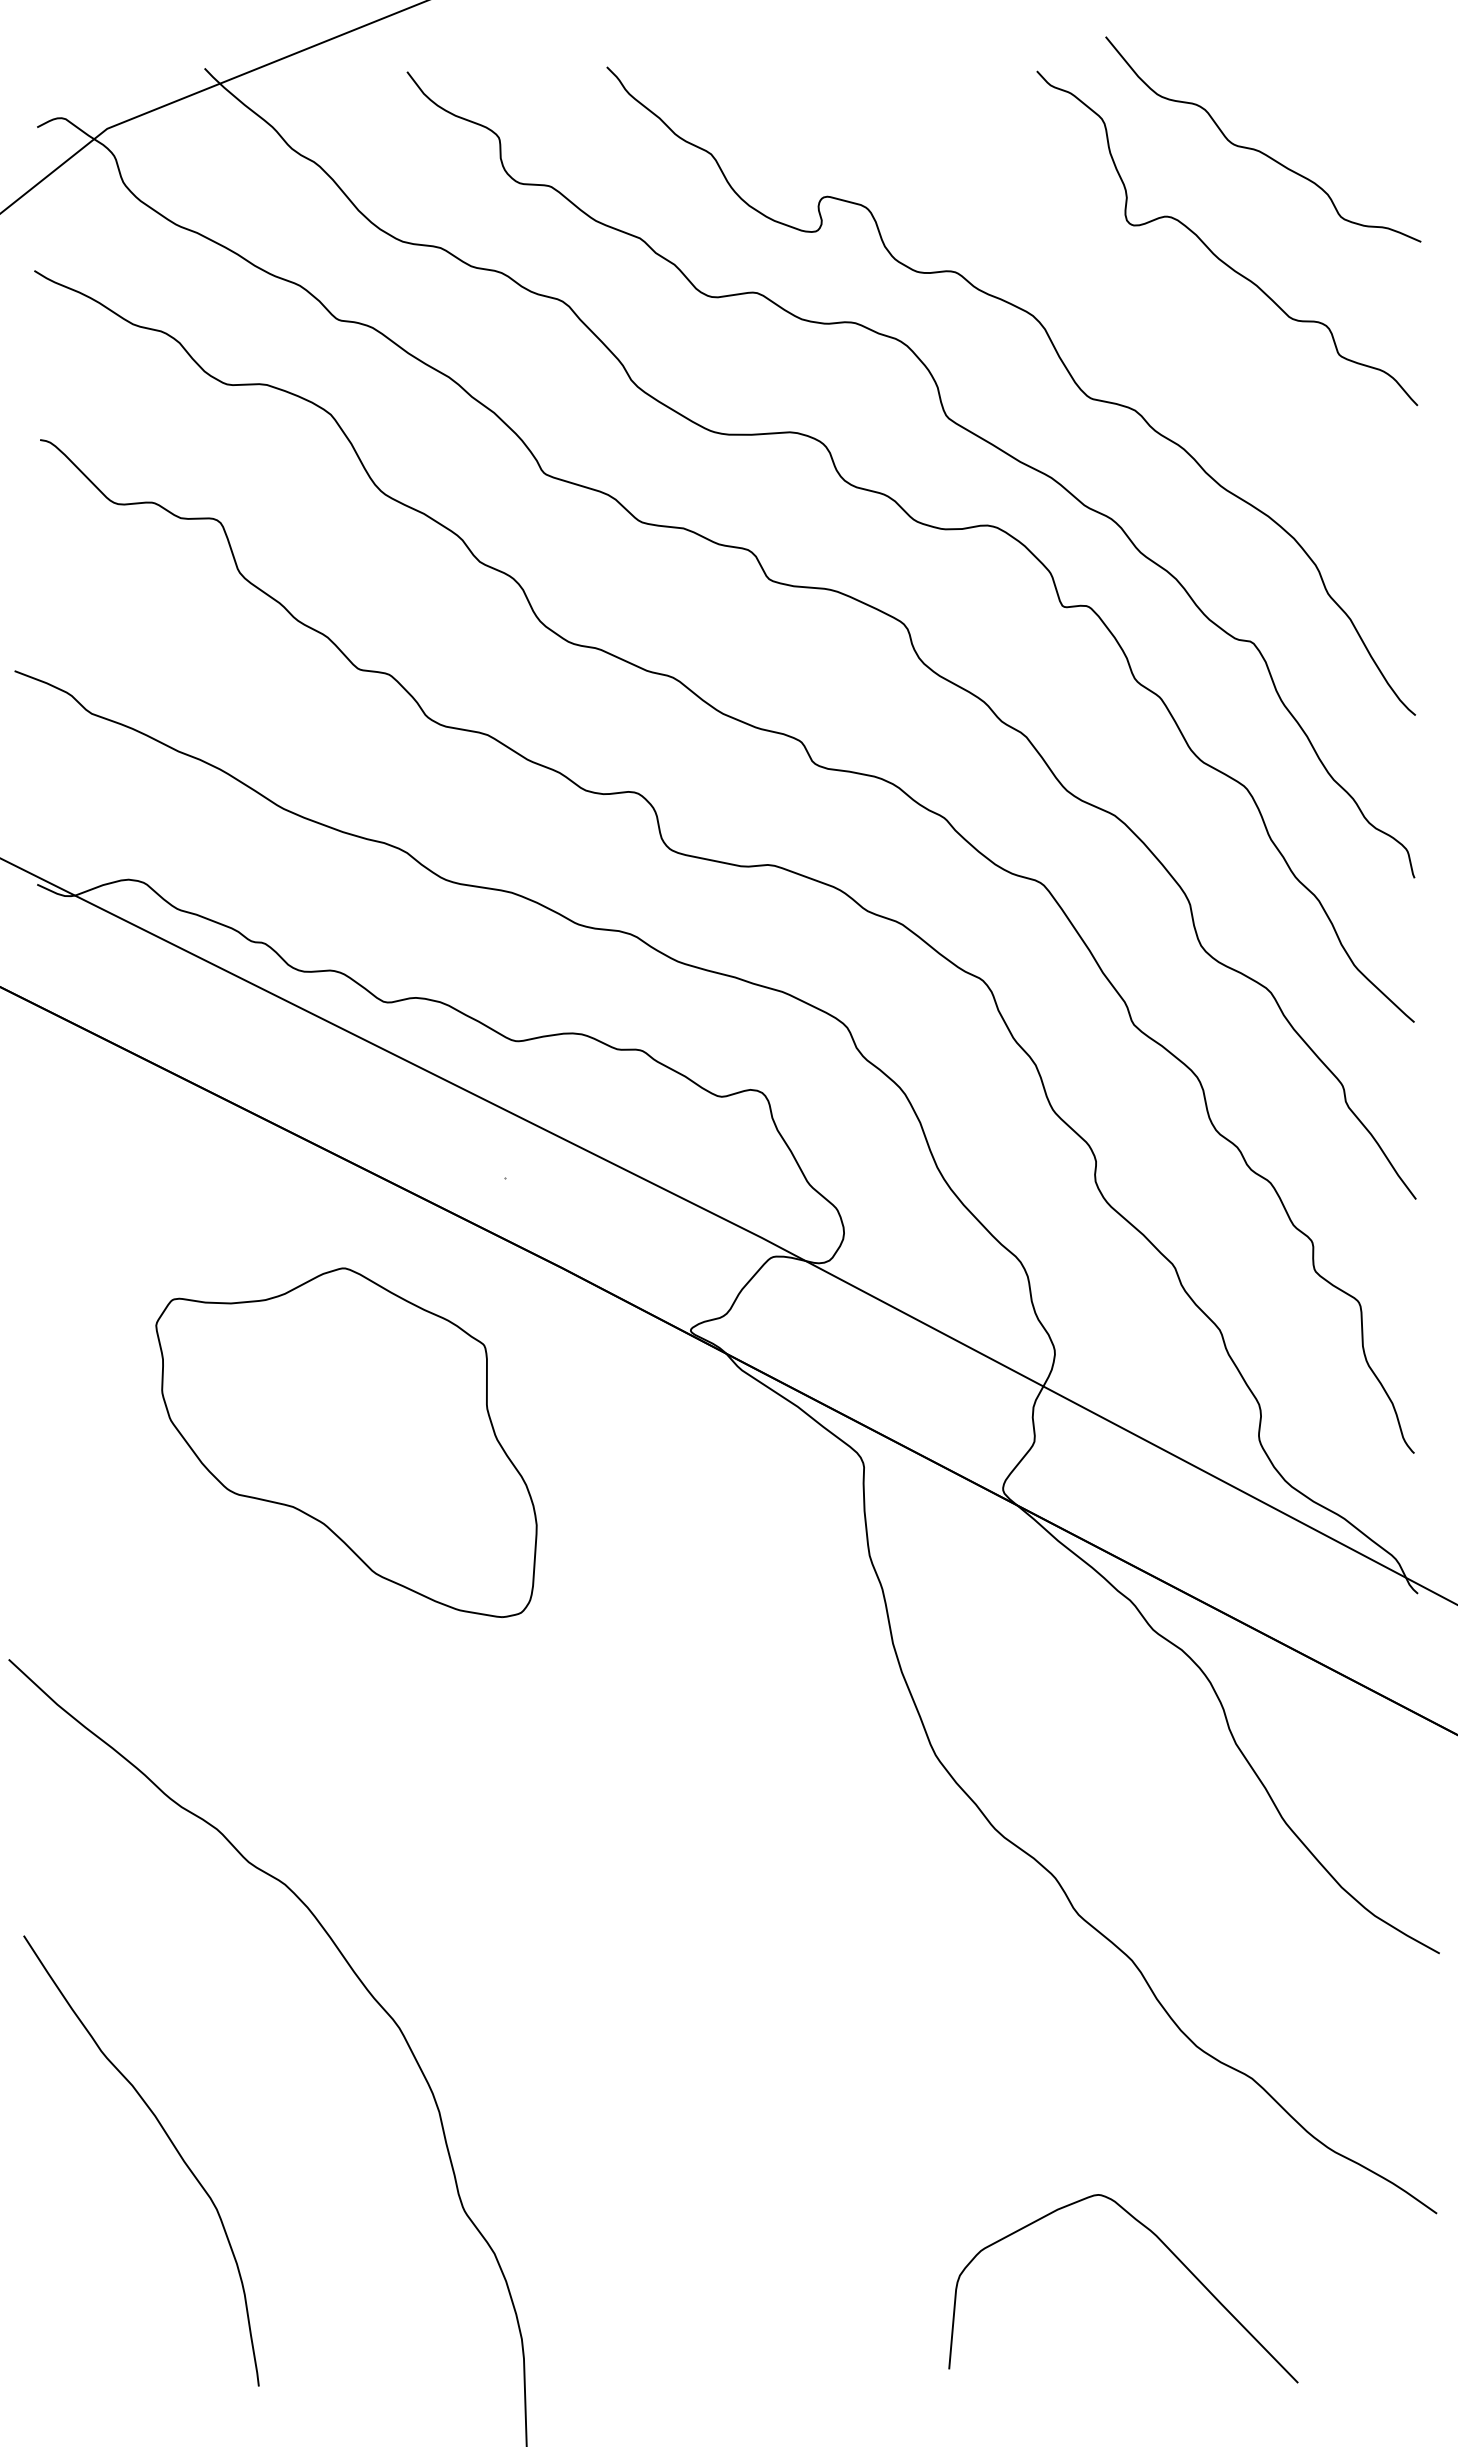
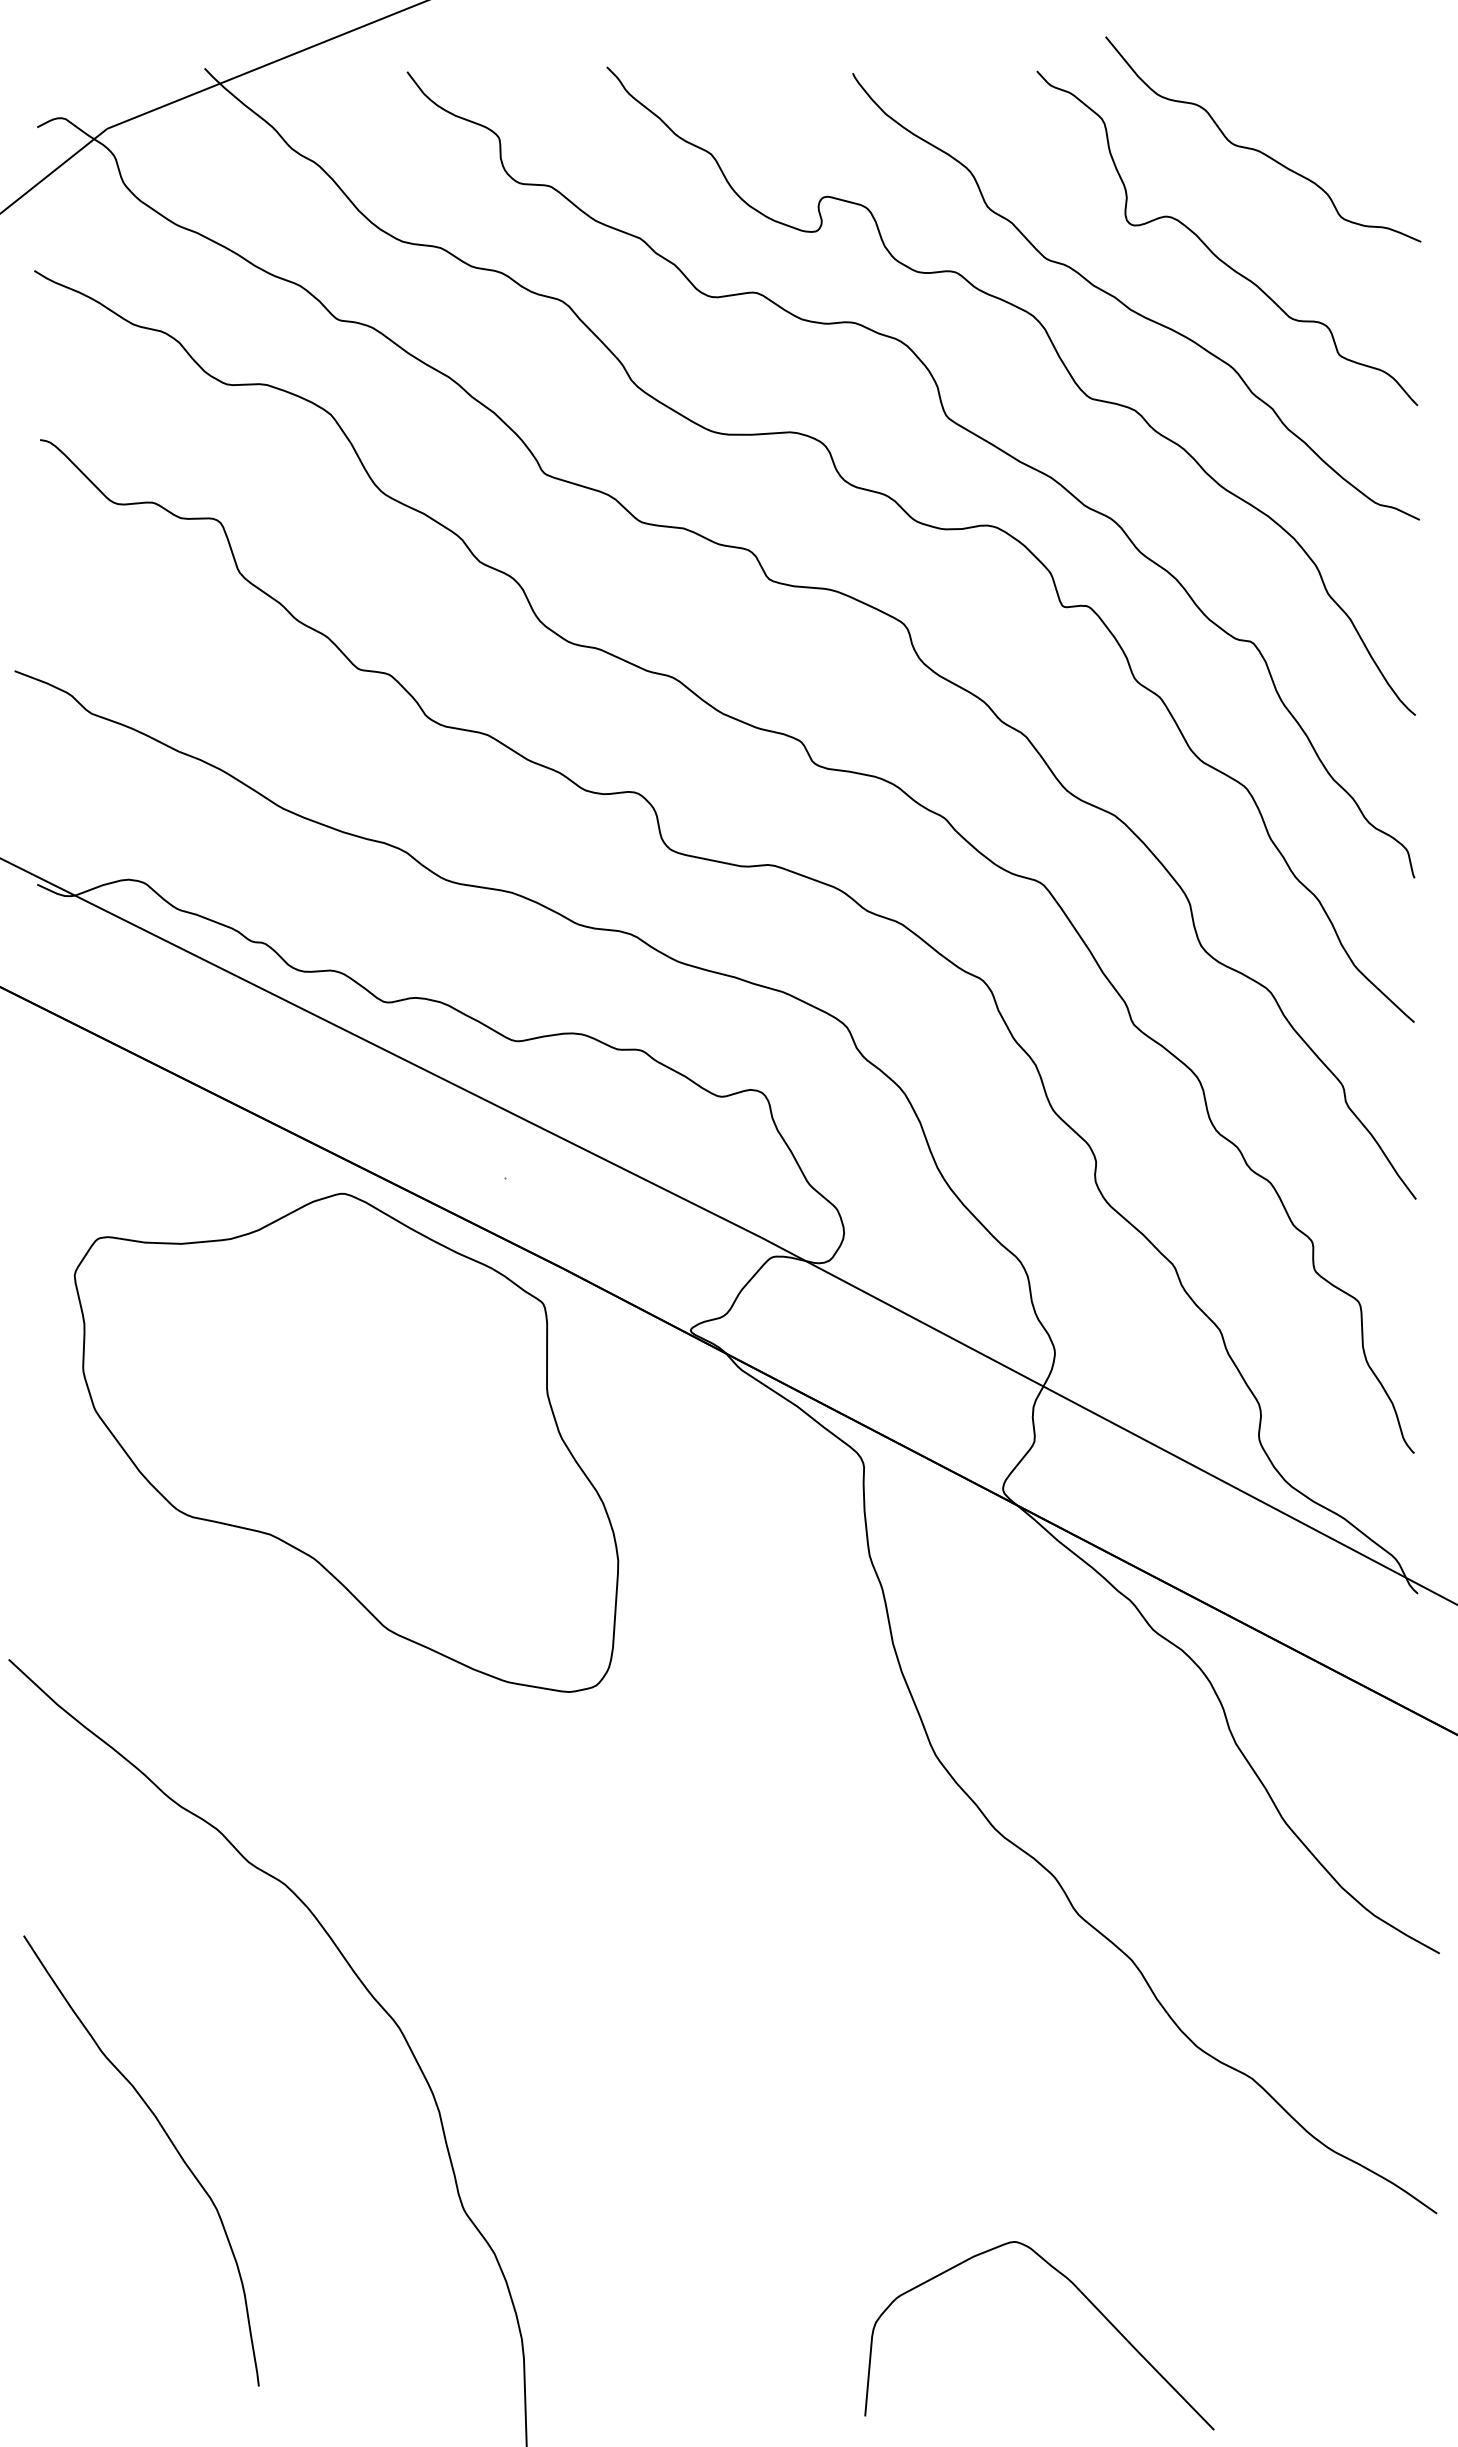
curve: none -> present (1128, 306)
part size: 383x351 px -> 547x501 px (346, 1442)
curve position: (1170, 2252) -> (1086, 2299) (1086, 2299)
